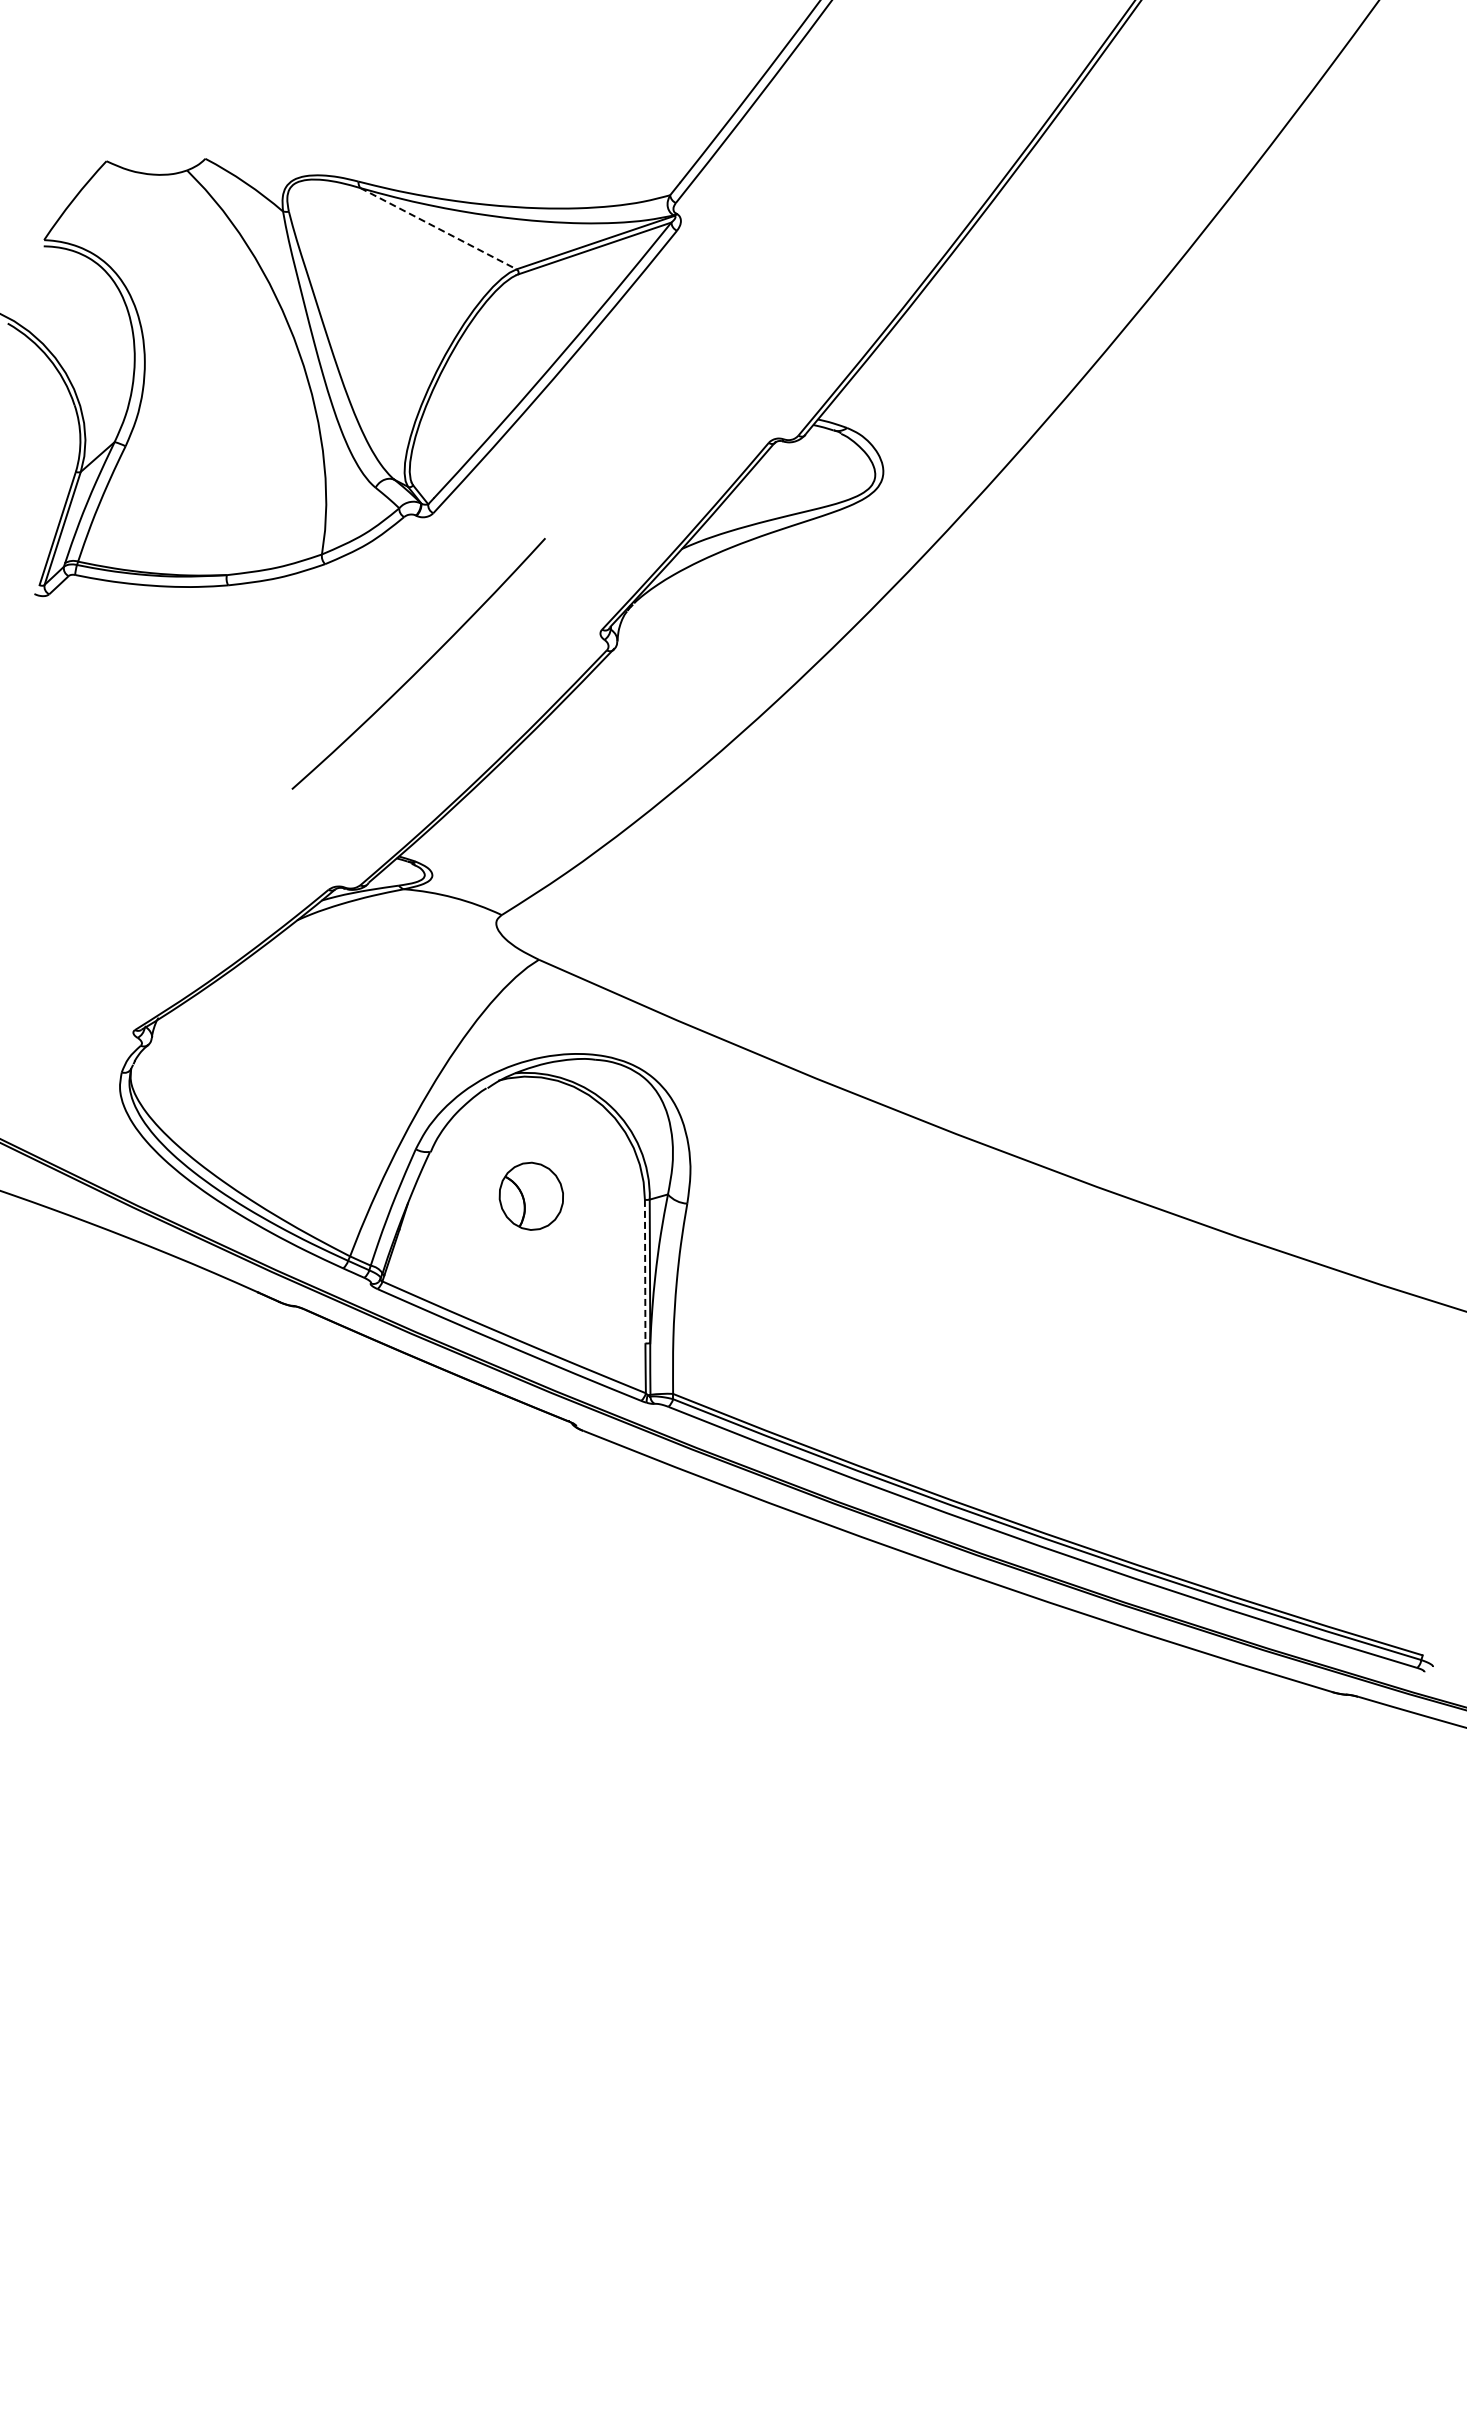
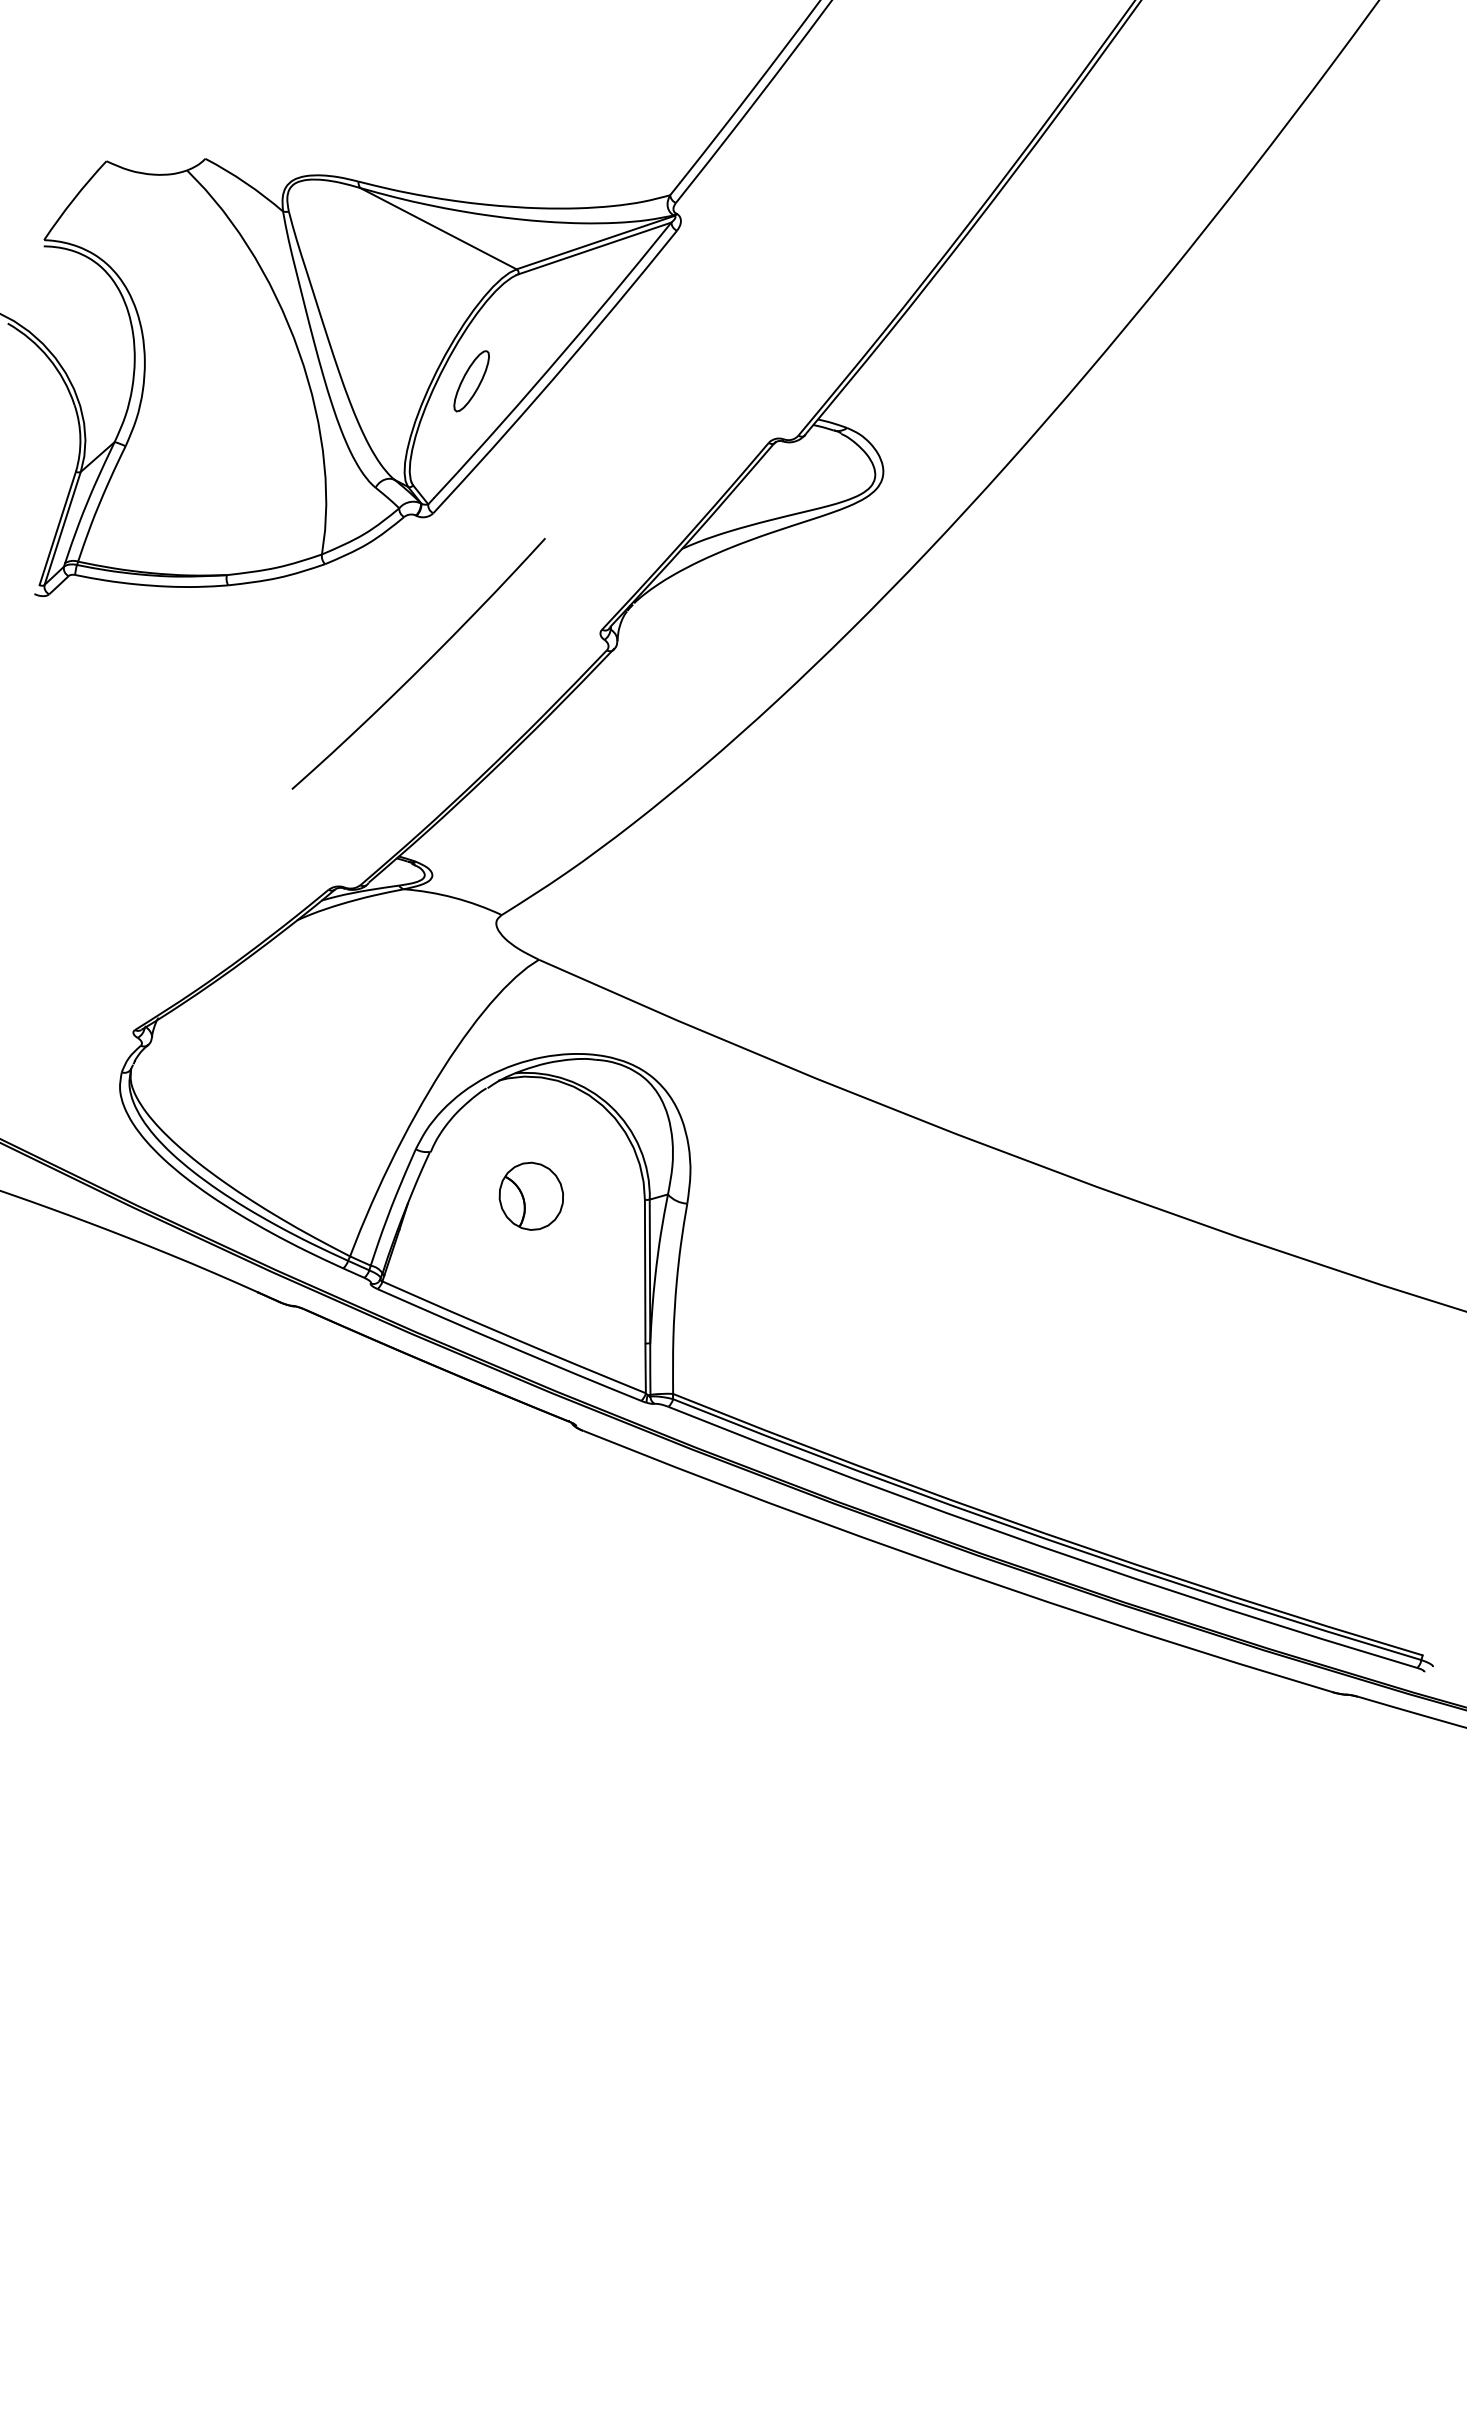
line: dashed -> solid (438, 228)
part: none -> present (471, 381)
line: dashed -> solid (645, 1271)
